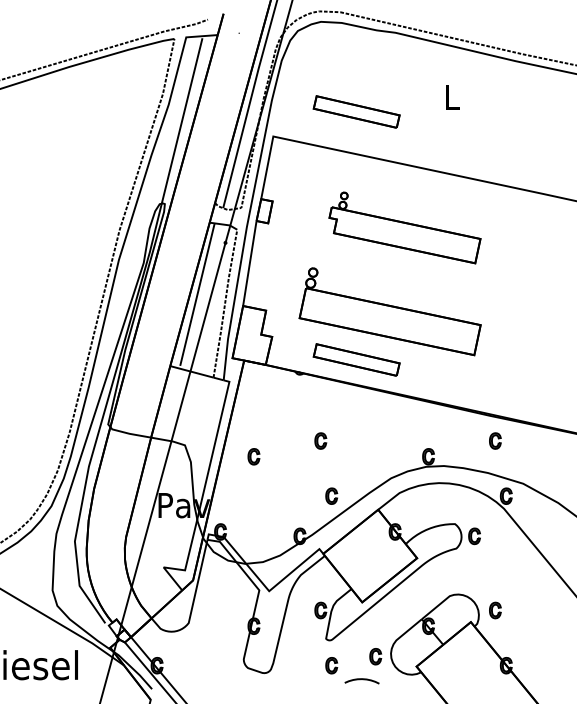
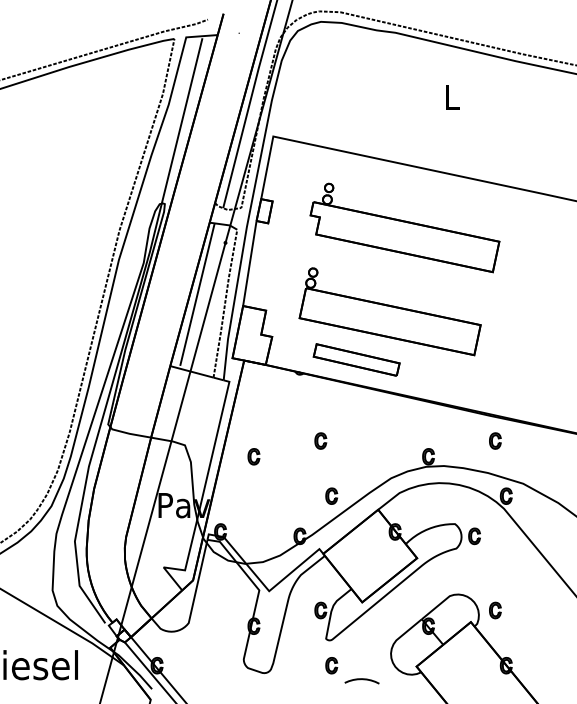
part: present -> none (356, 111)
part size: 154x74 px -> 192x92 px (404, 227)
part: present -> none (375, 656)
